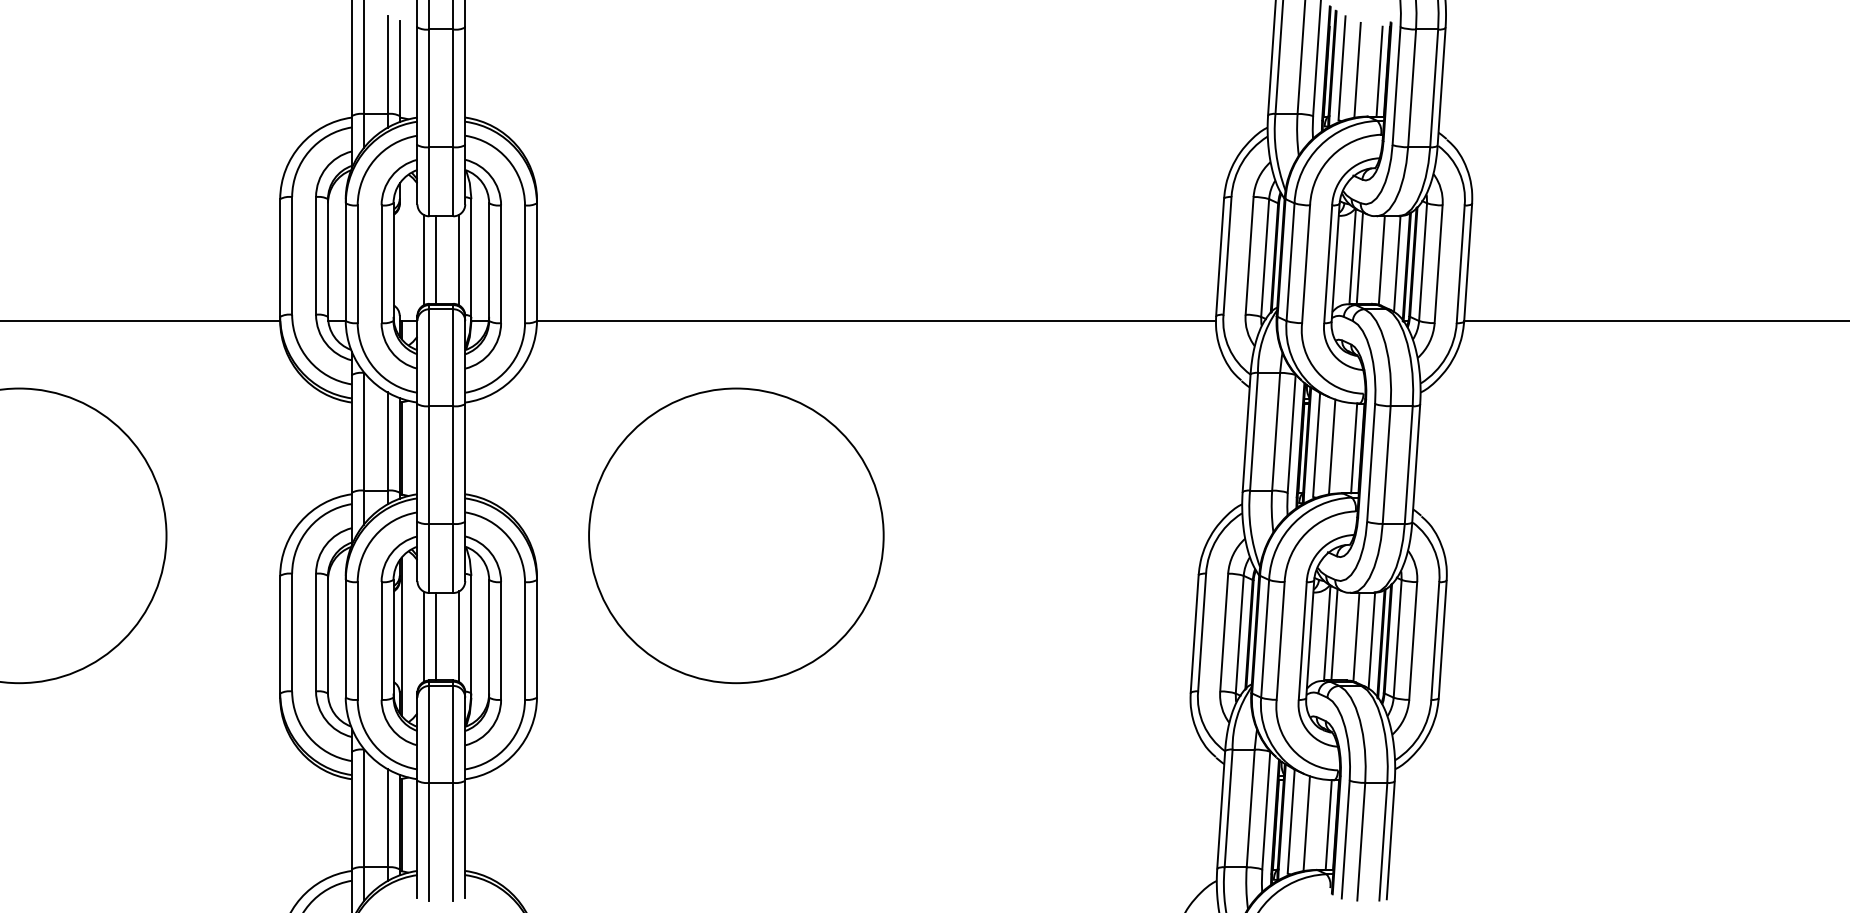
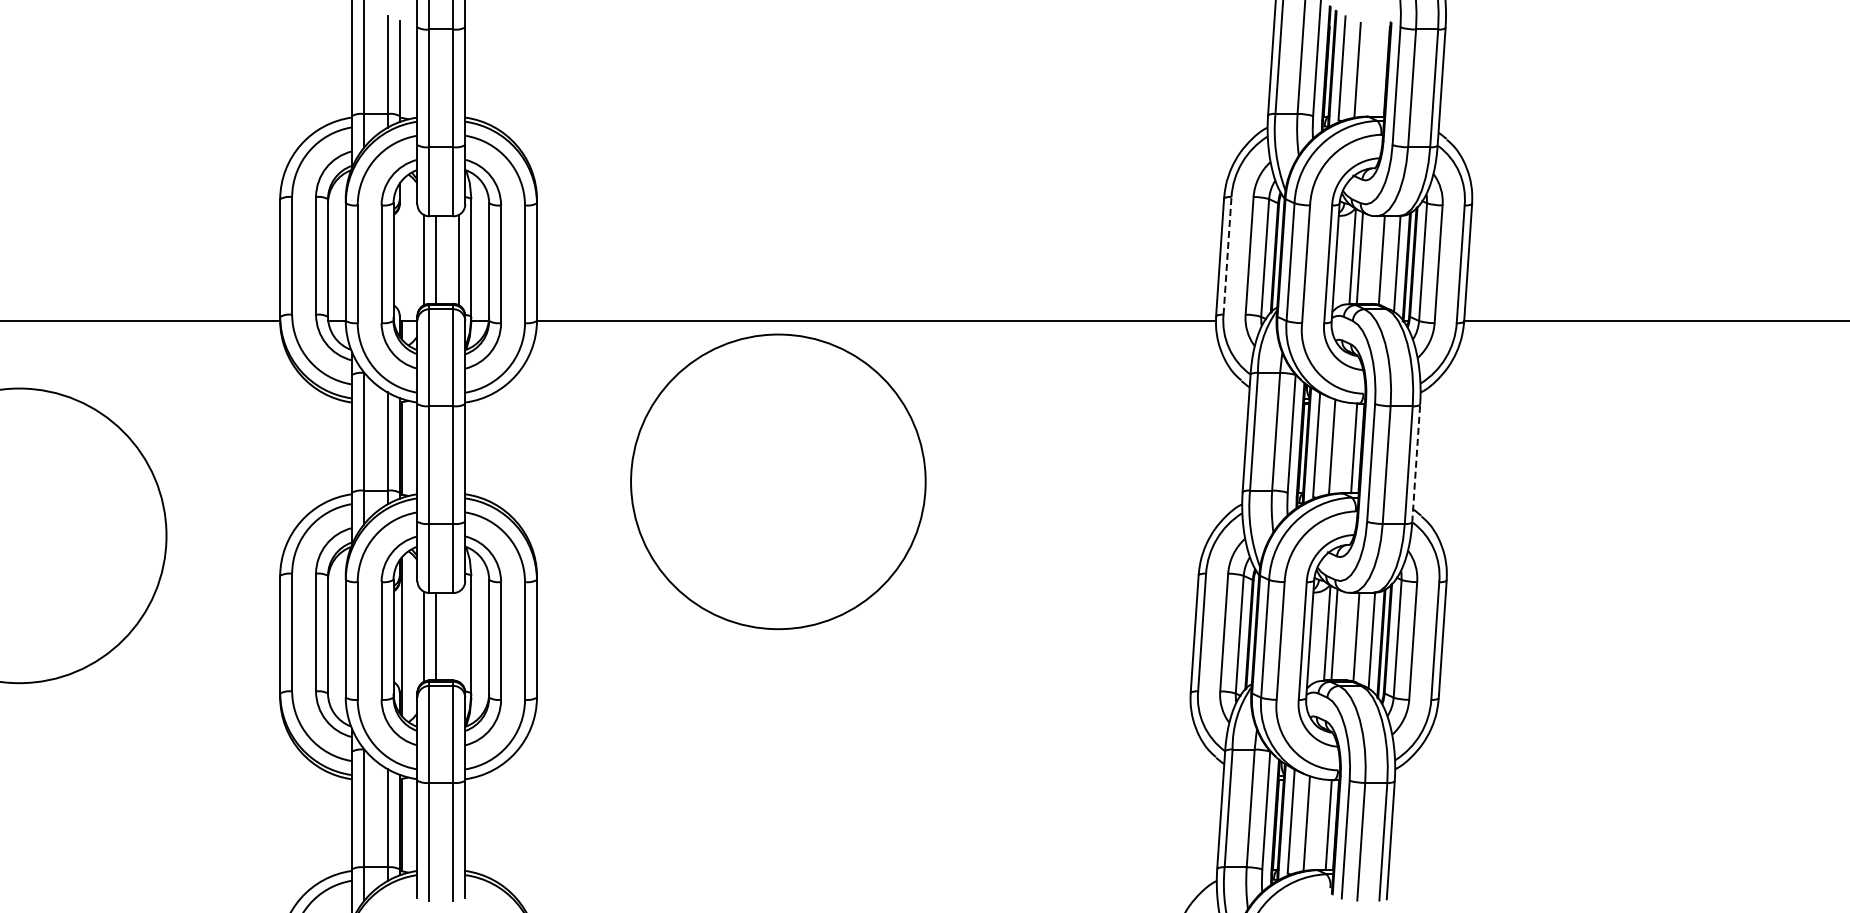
line: present -> none (1379, 71)
line: solid -> dashed (1227, 255)
line: solid -> dashed (1416, 463)
circle position: (736, 535) -> (778, 481) (778, 481)
line: present -> none (459, 636)
